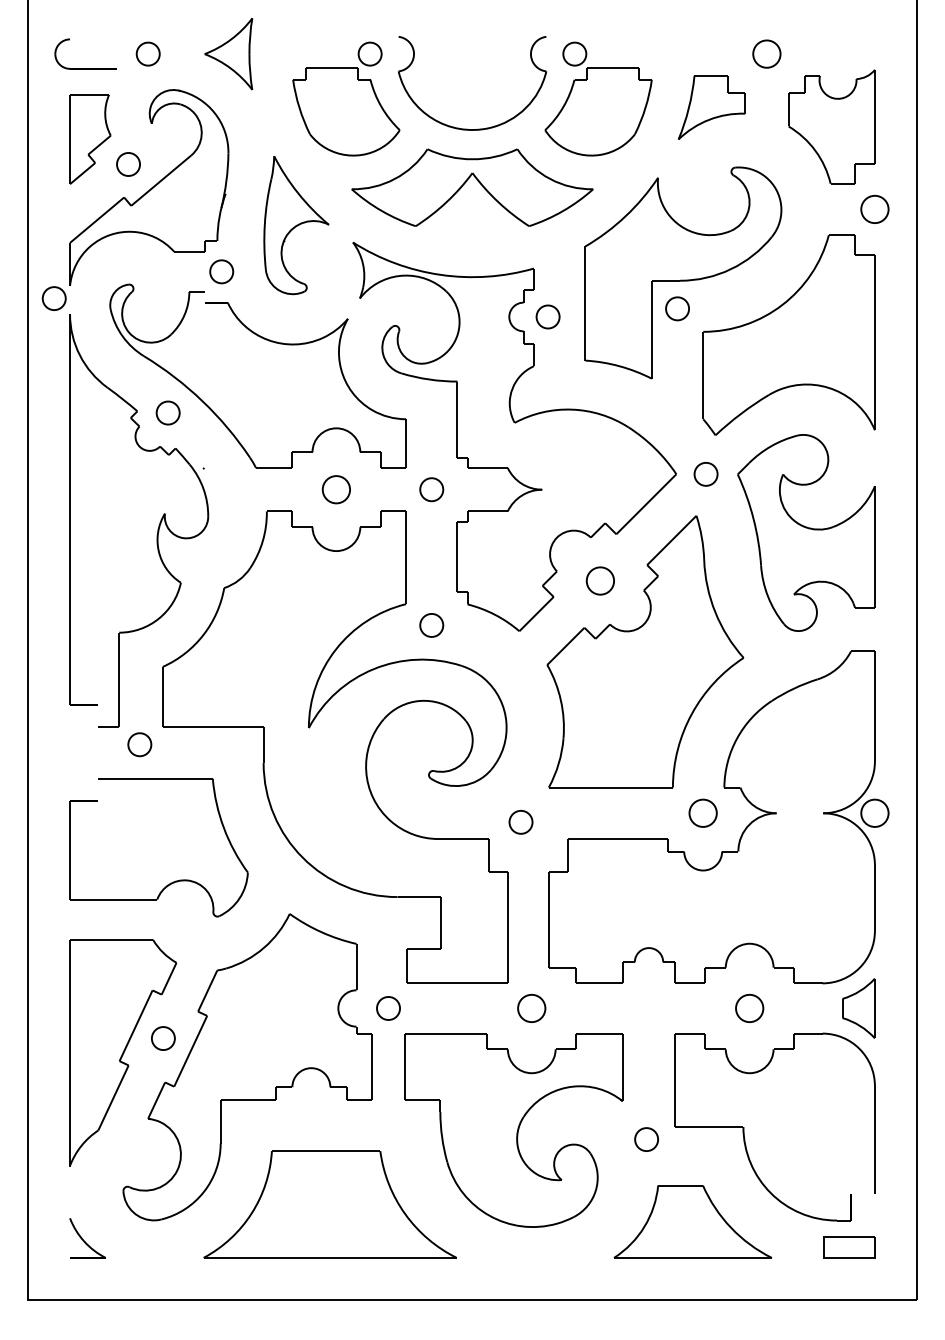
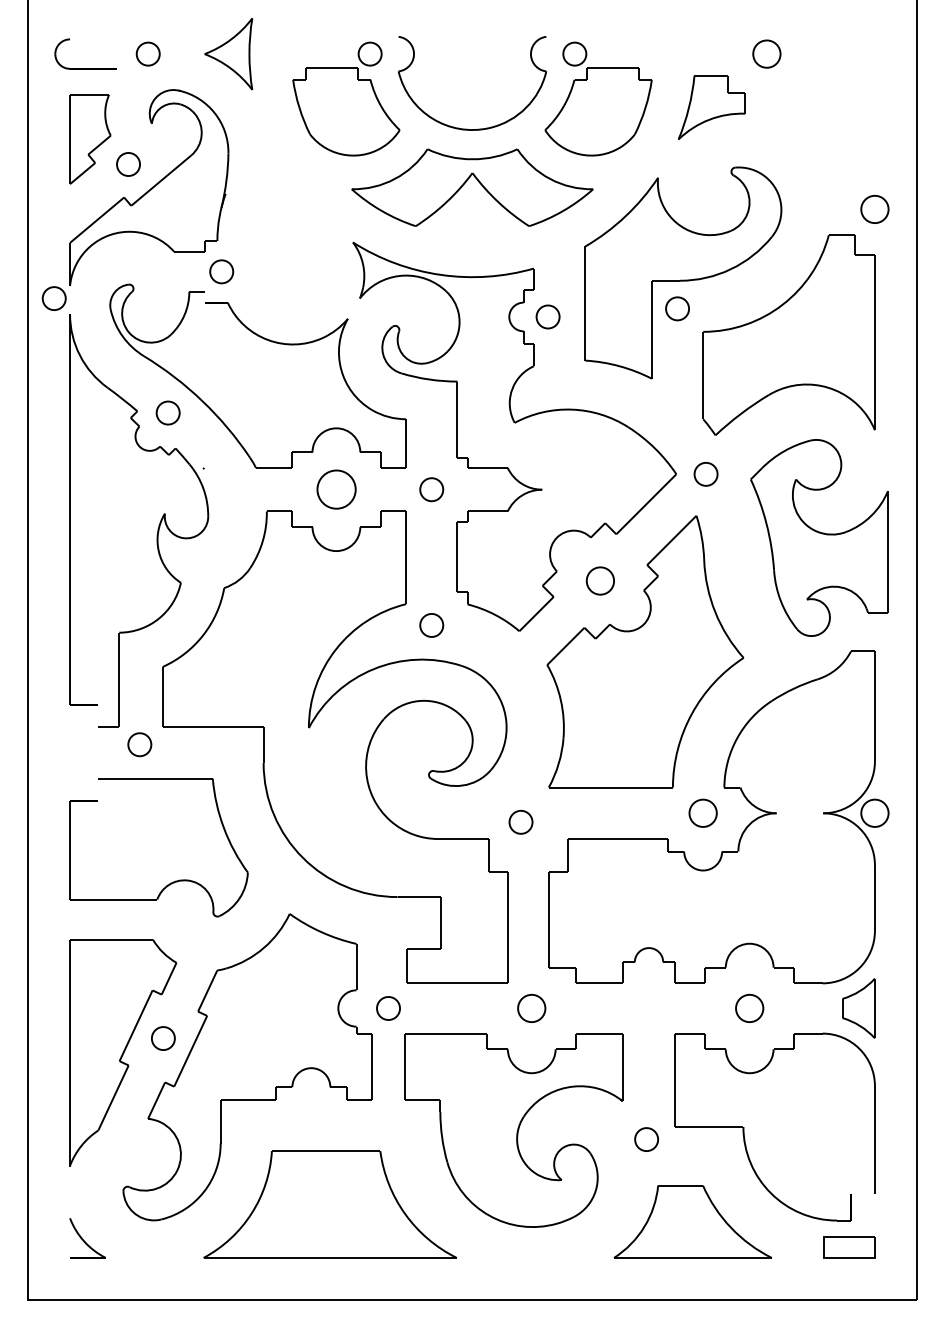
part: present -> none (831, 126)
part: present -> none (296, 225)
part size: 30x30 px -> 41x41 px (336, 489)
part position: (806, 532) -> (819, 537) (819, 537)
